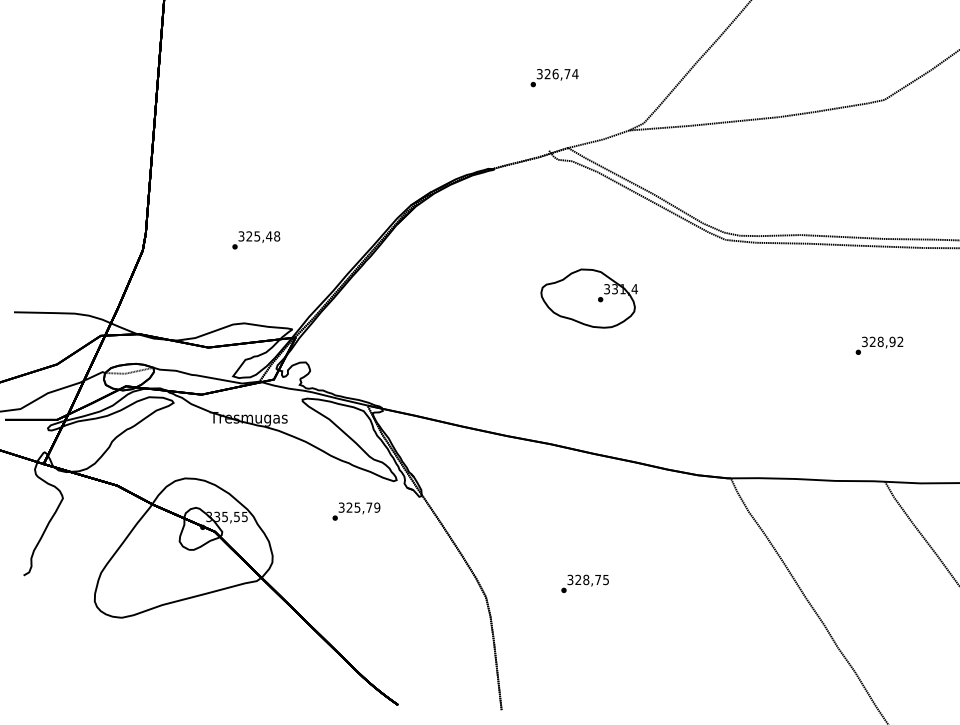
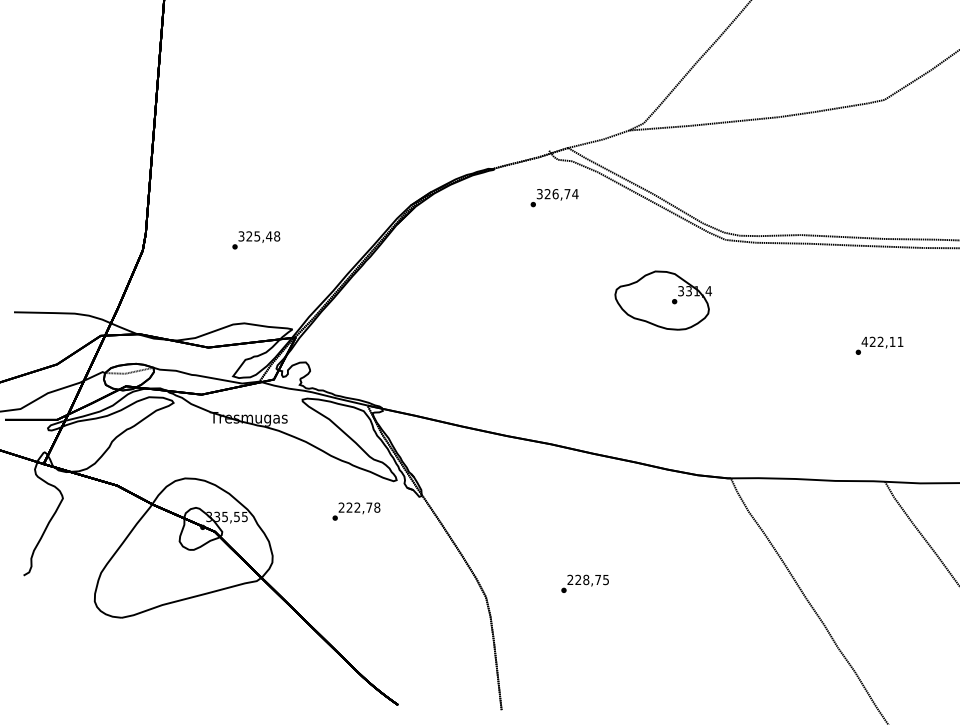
text position: (554, 78) -> (554, 198) (554, 198)
part position: (588, 298) -> (662, 300) (662, 300)
text: 328,92 -> 422,11 (882, 341)
text: 325,79 -> 222,78 (359, 507)
text: 328,75 -> 228,75 (570, 580)
